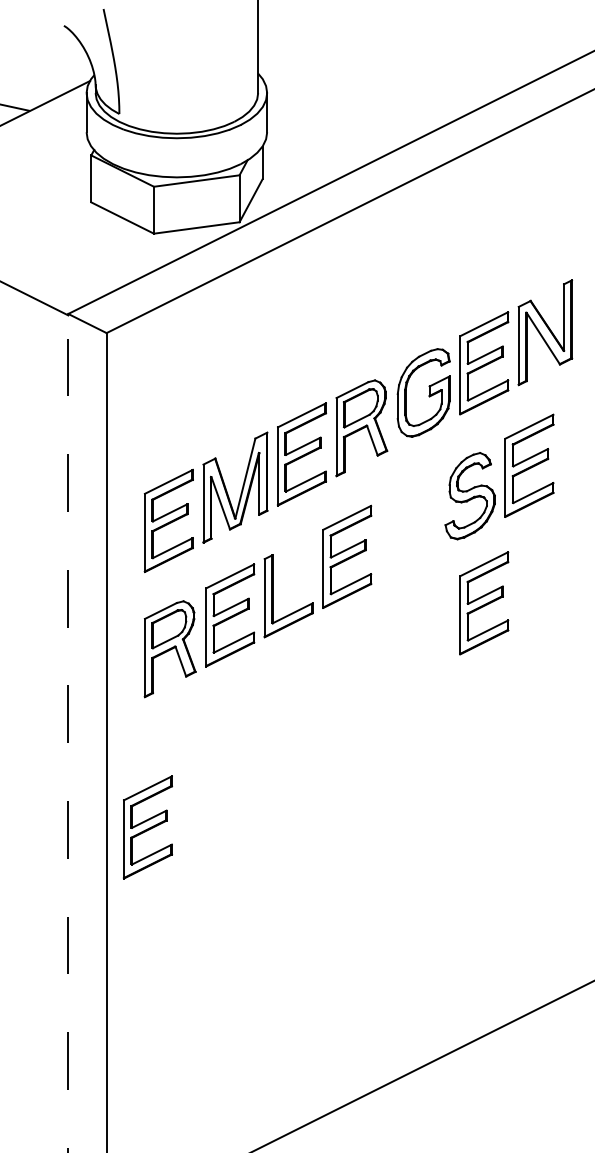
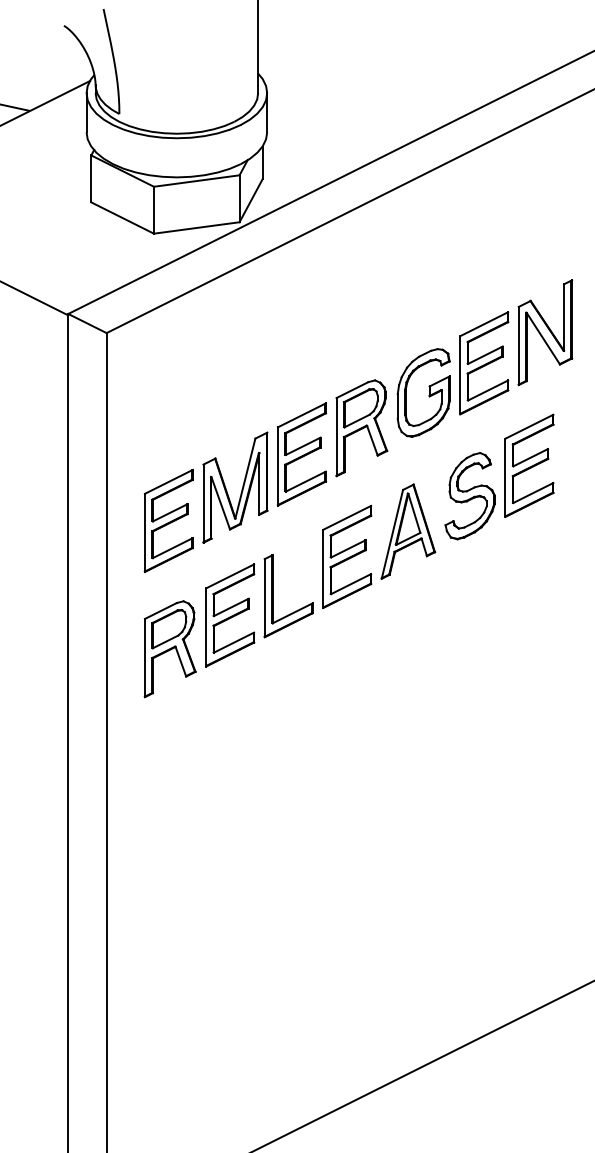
part: none -> present (408, 531)
part: present -> none (484, 603)
line: dashed -> solid (68, 732)
part: present -> none (147, 827)
